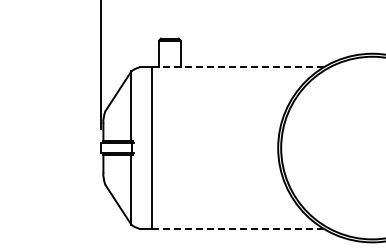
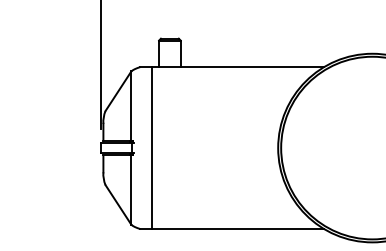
line: dashed -> solid (238, 67)
line: dashed -> solid (238, 229)
